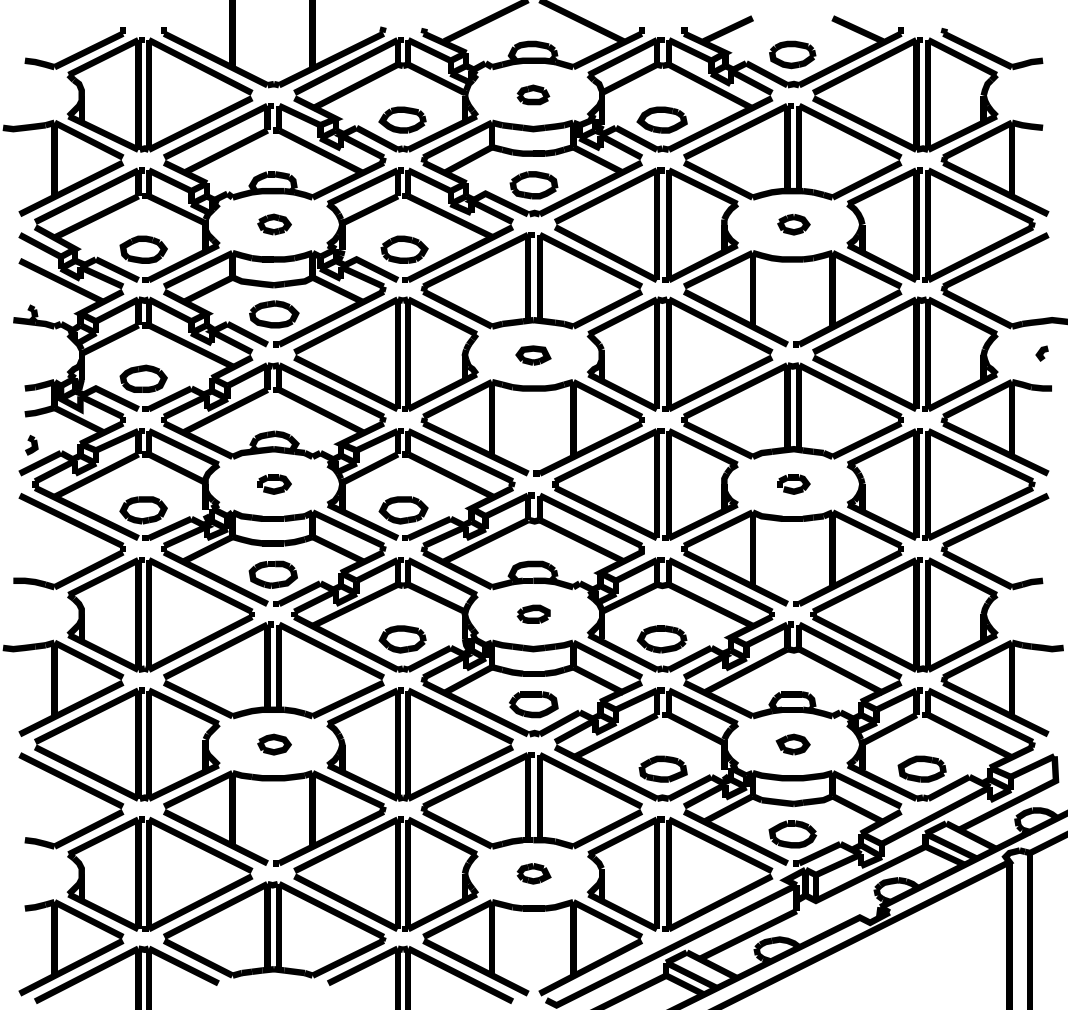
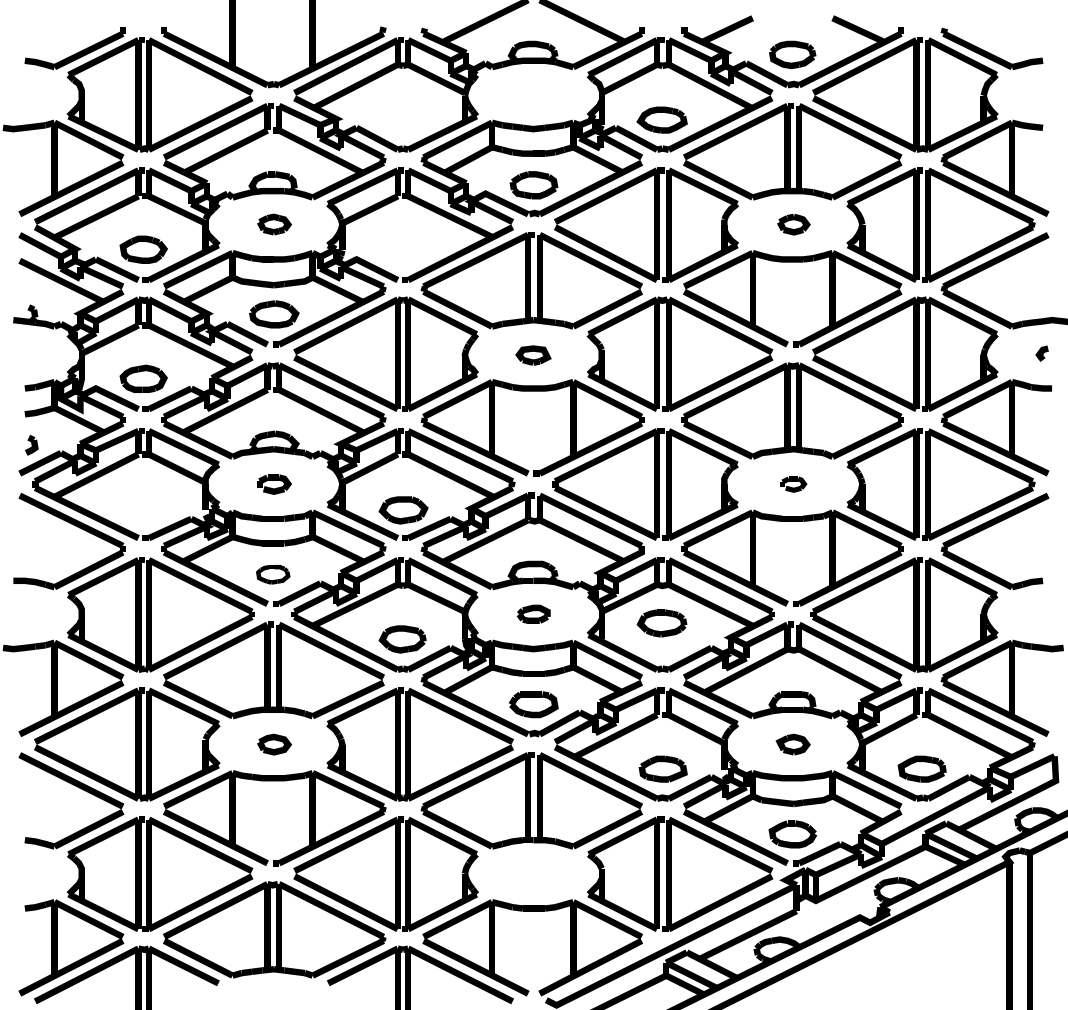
part: present -> none (533, 94)
part: present -> none (402, 119)
part: present -> none (404, 249)
part size: 34x21 px -> 28x17 px (793, 484)
part: present -> none (143, 510)
part size: 50x29 px -> 35x20 px (273, 574)
part position: (661, 639) -> (661, 623) (661, 623)
part: present -> none (533, 873)
